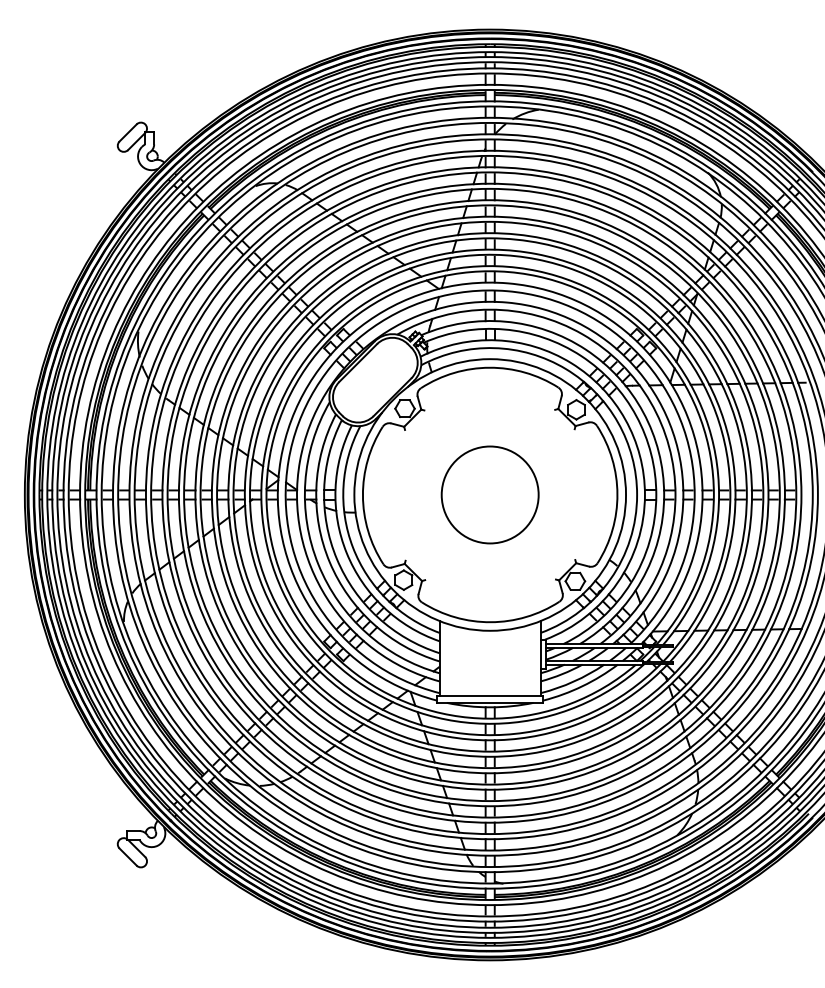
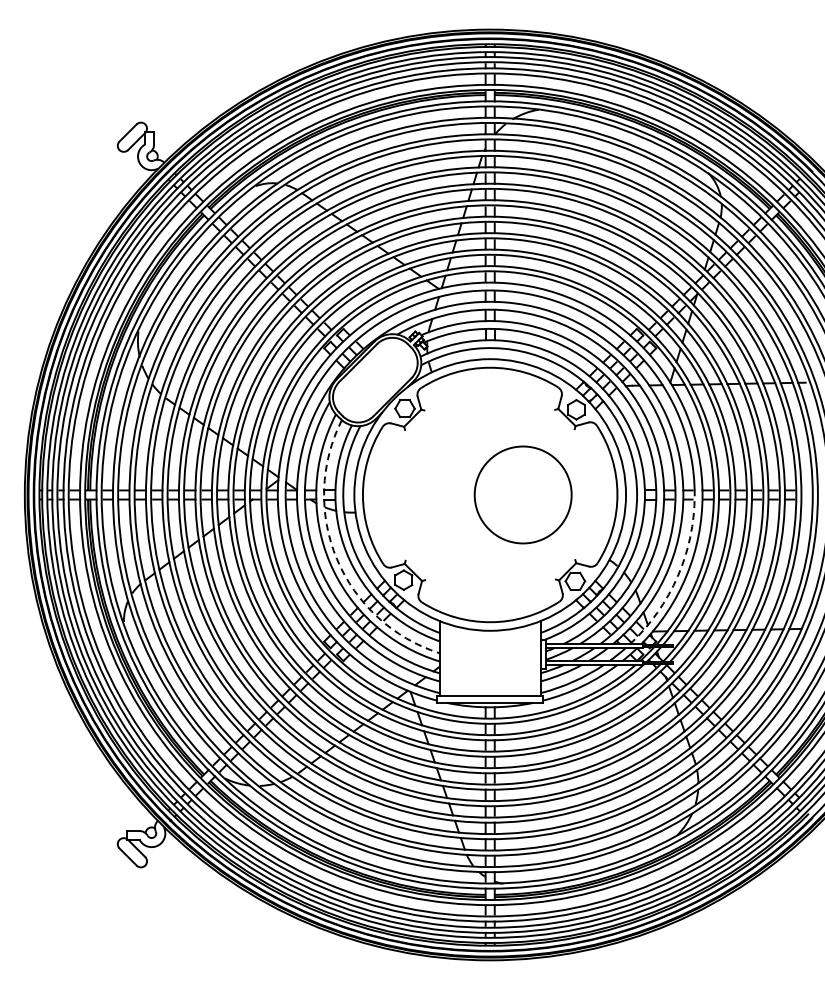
circle position: (489, 494) -> (522, 494) (522, 494)
arc: solid -> dashed (336, 559)
arc: solid -> dashed (677, 576)
